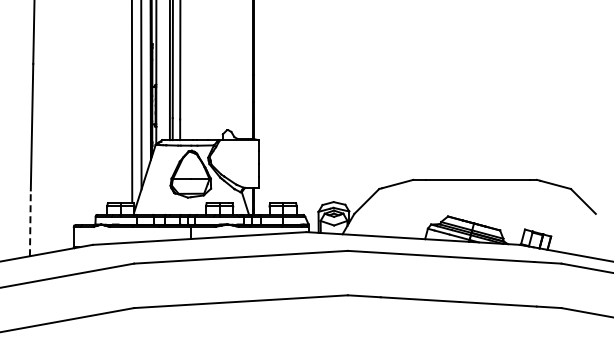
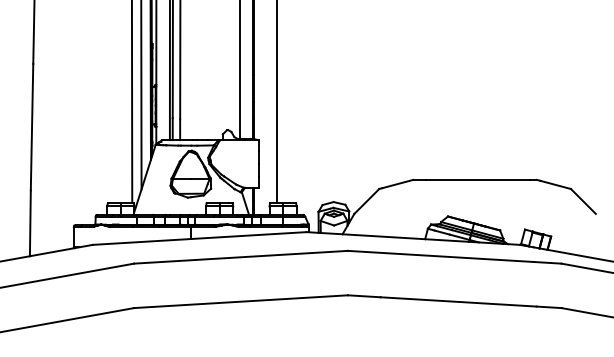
line: none -> present (239, 70)
line: none -> present (276, 102)
line: dashed -> solid (30, 223)
